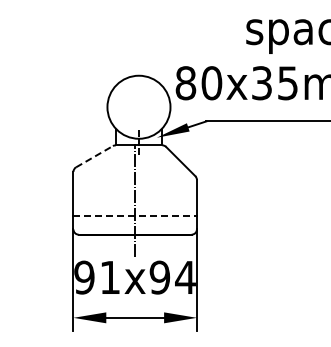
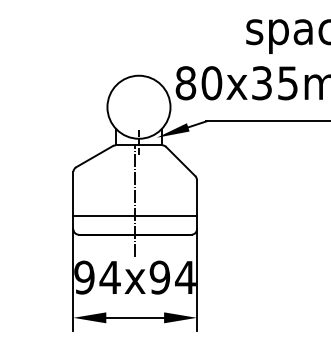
line: dashed -> solid (94, 156)
line: dashed -> solid (135, 216)
text: 91x94 -> 94x94 (109, 277)
